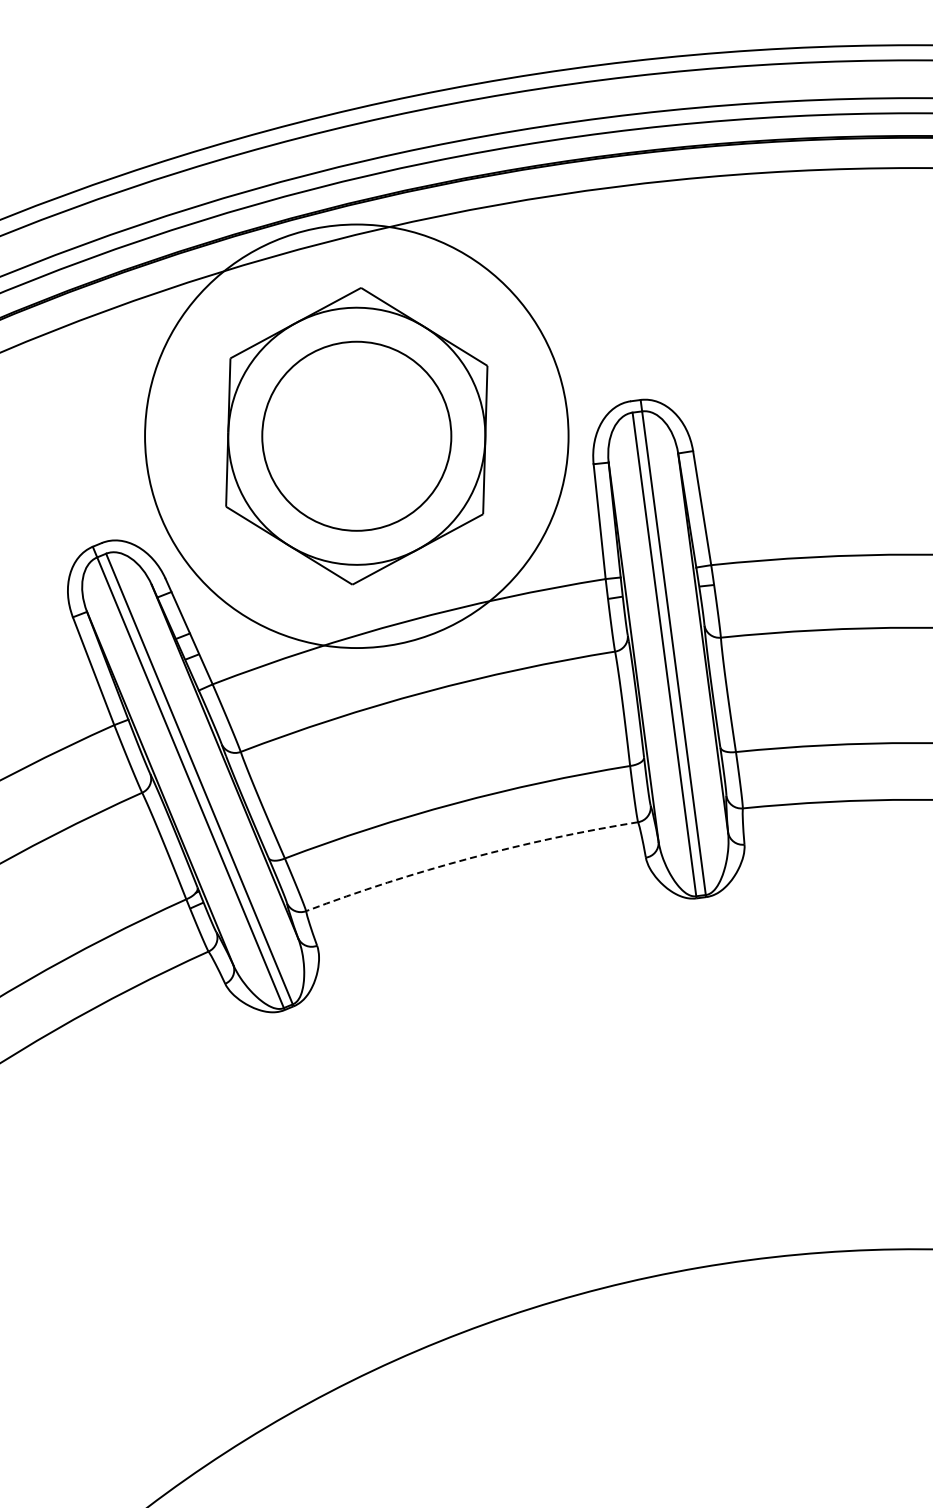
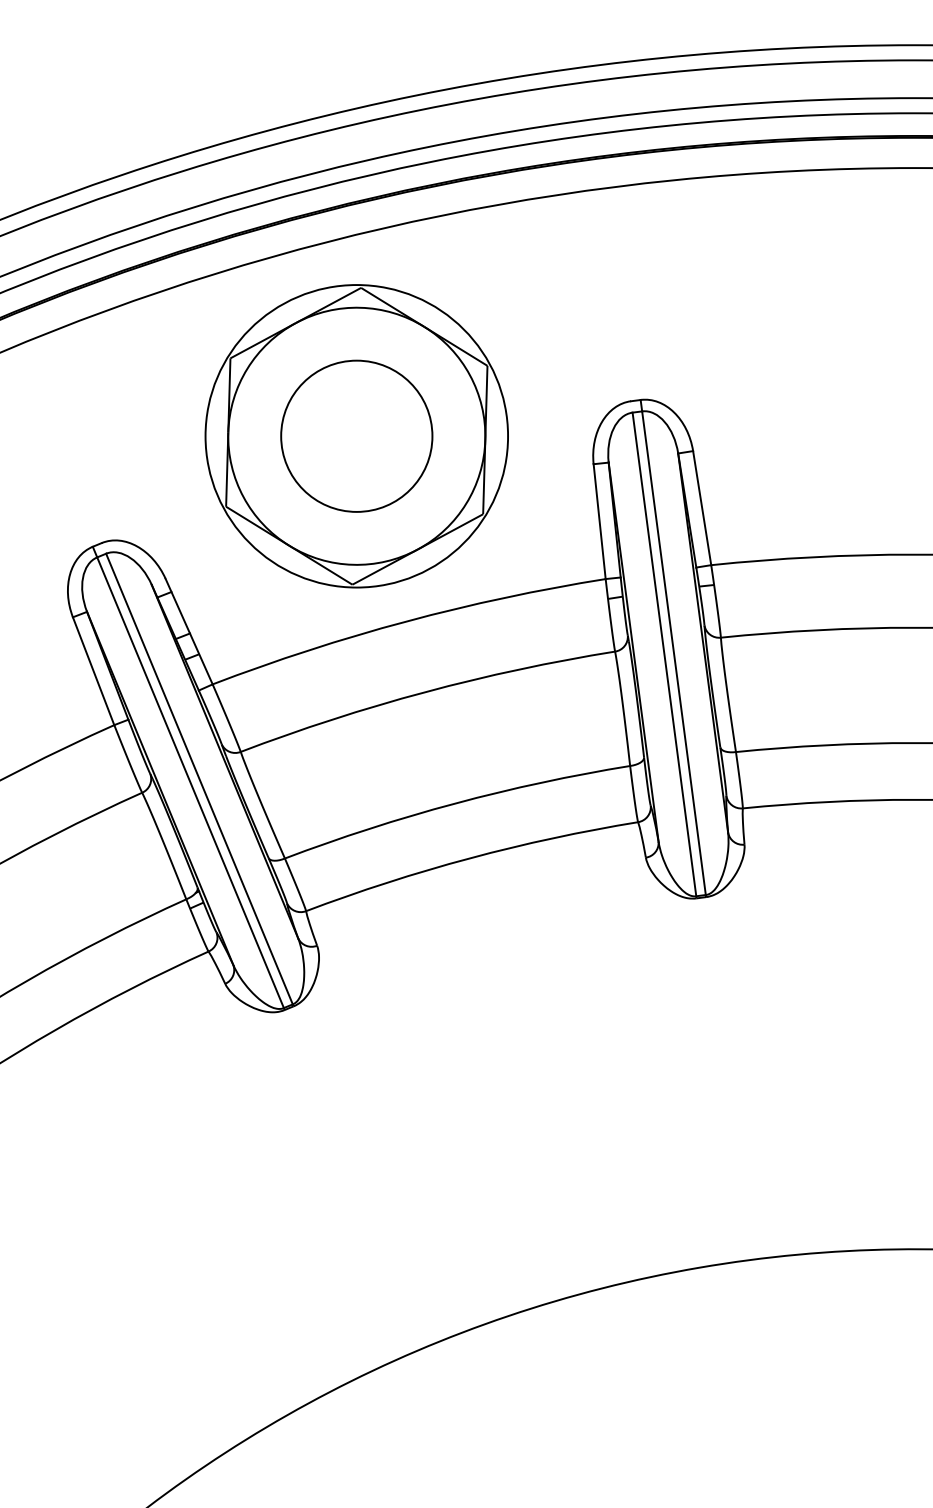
circle diameter: 189 px -> 151 px (356, 435)
circle diameter: 424 px -> 303 px (356, 436)
arc: dashed -> solid (469, 858)
